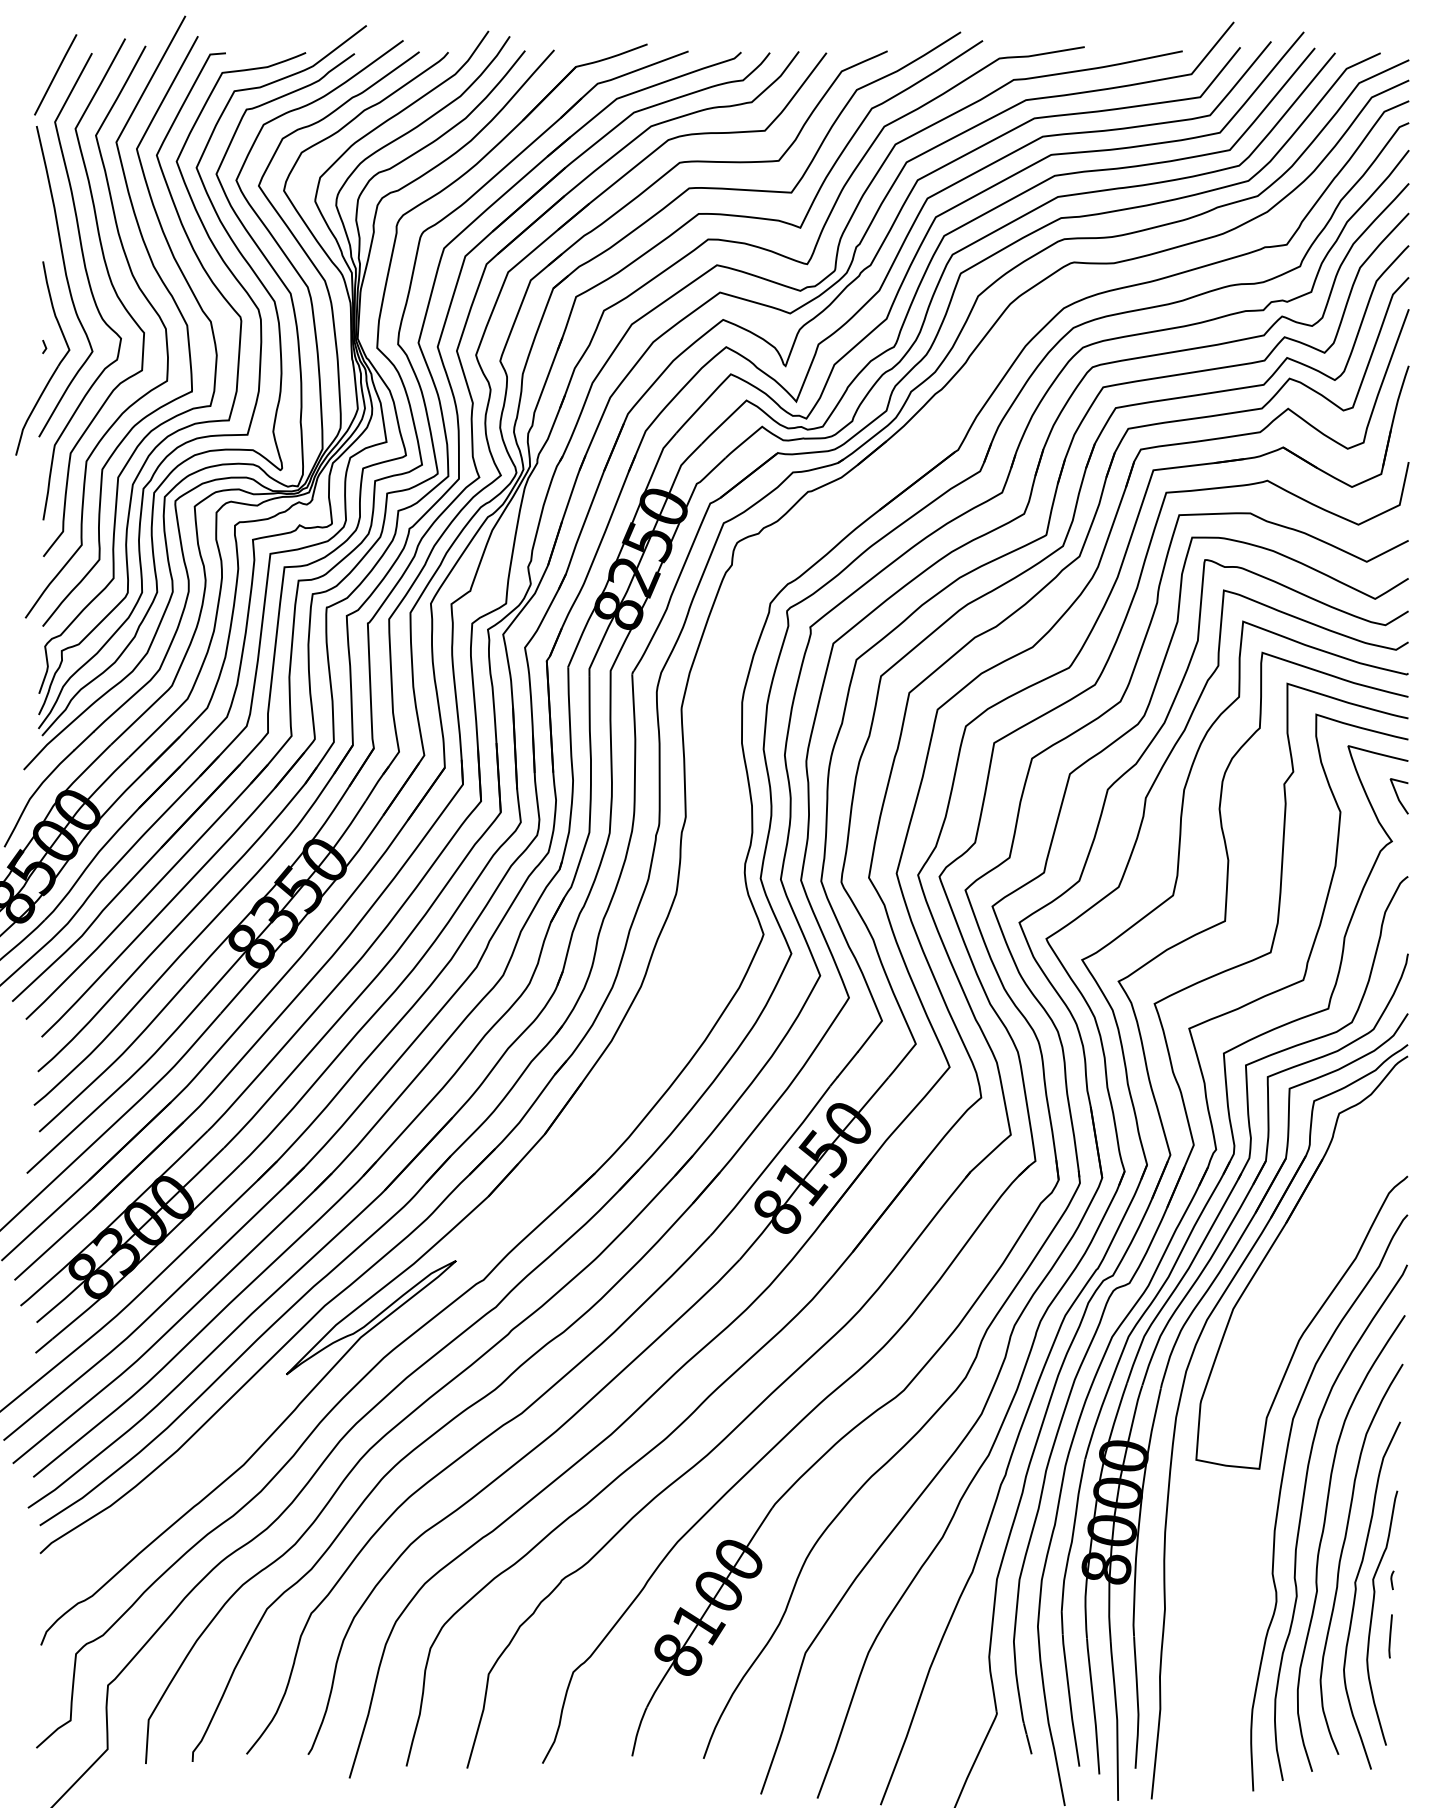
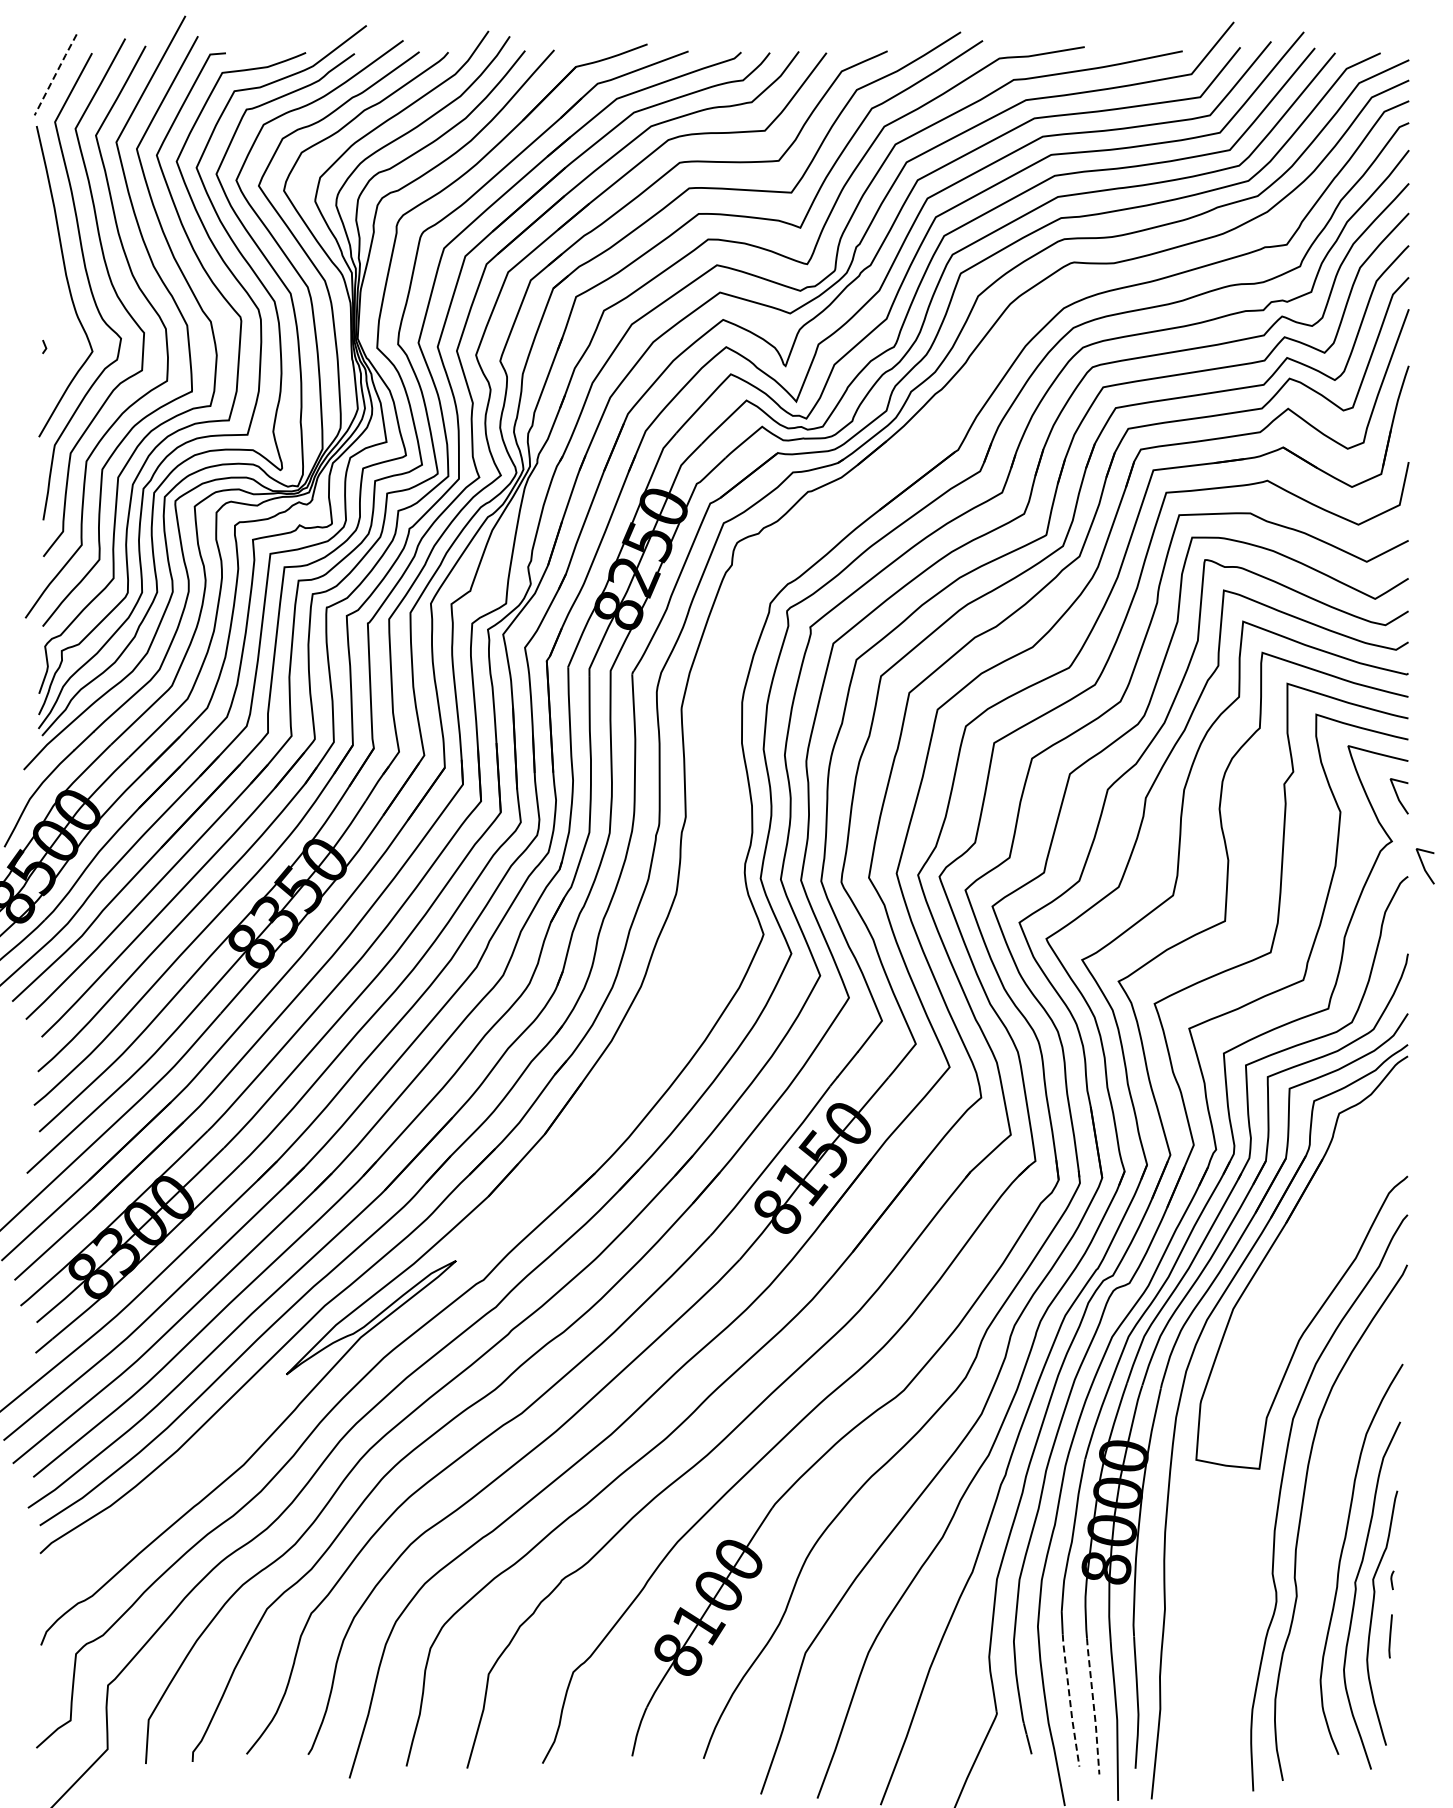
line: solid -> dashed (56, 73)
part: present -> none (55, 368)
curve: none -> present (1424, 866)
curve: present -> none (1322, 1539)
line: solid -> dashed (1070, 1700)
line: solid -> dashed (1093, 1706)
